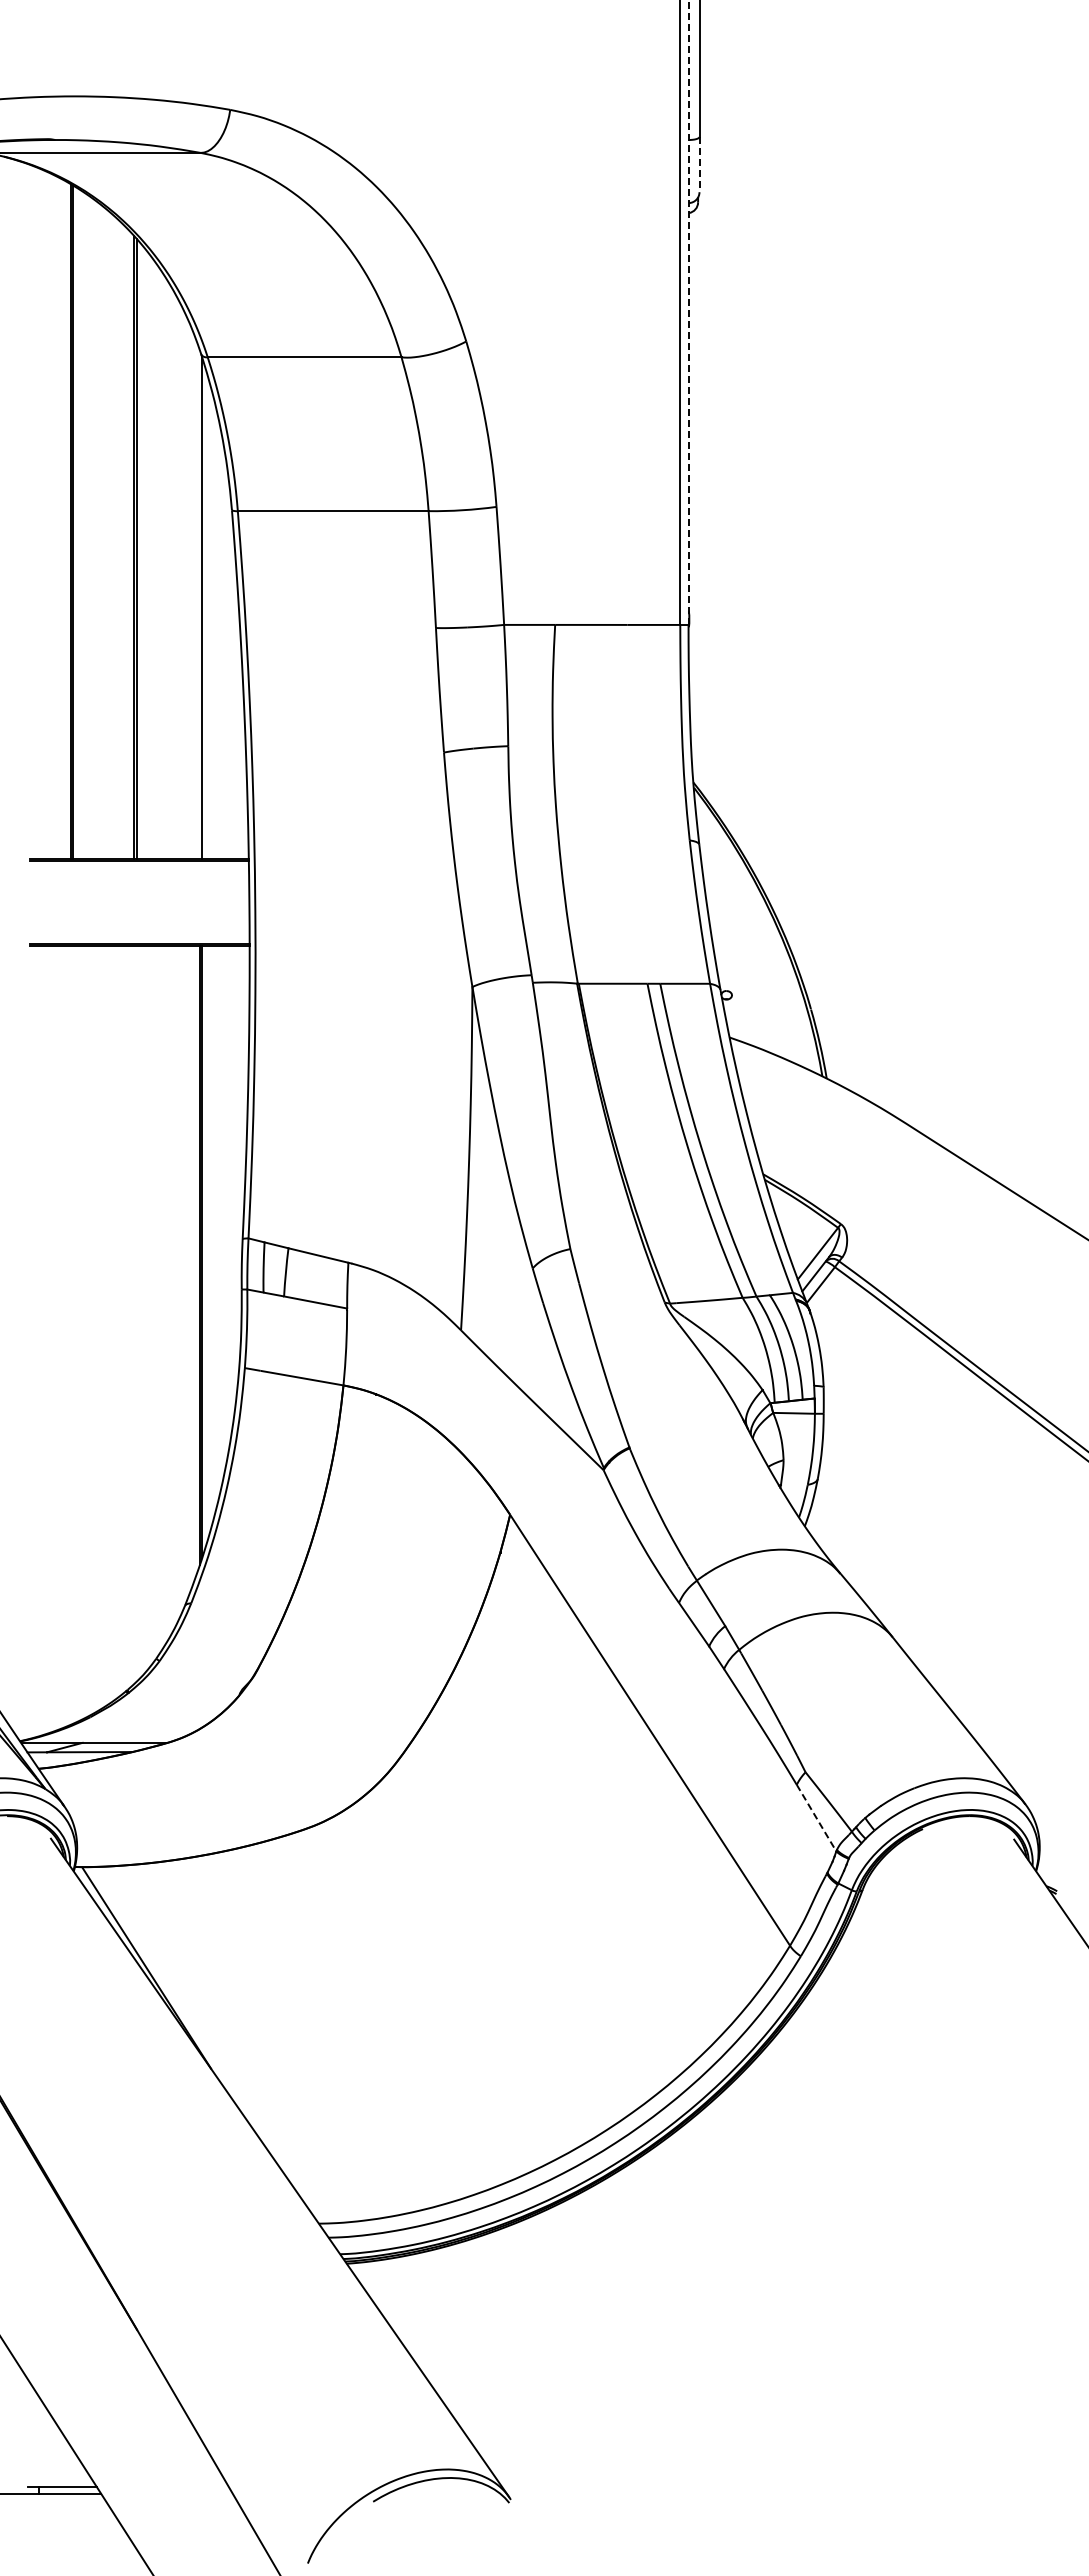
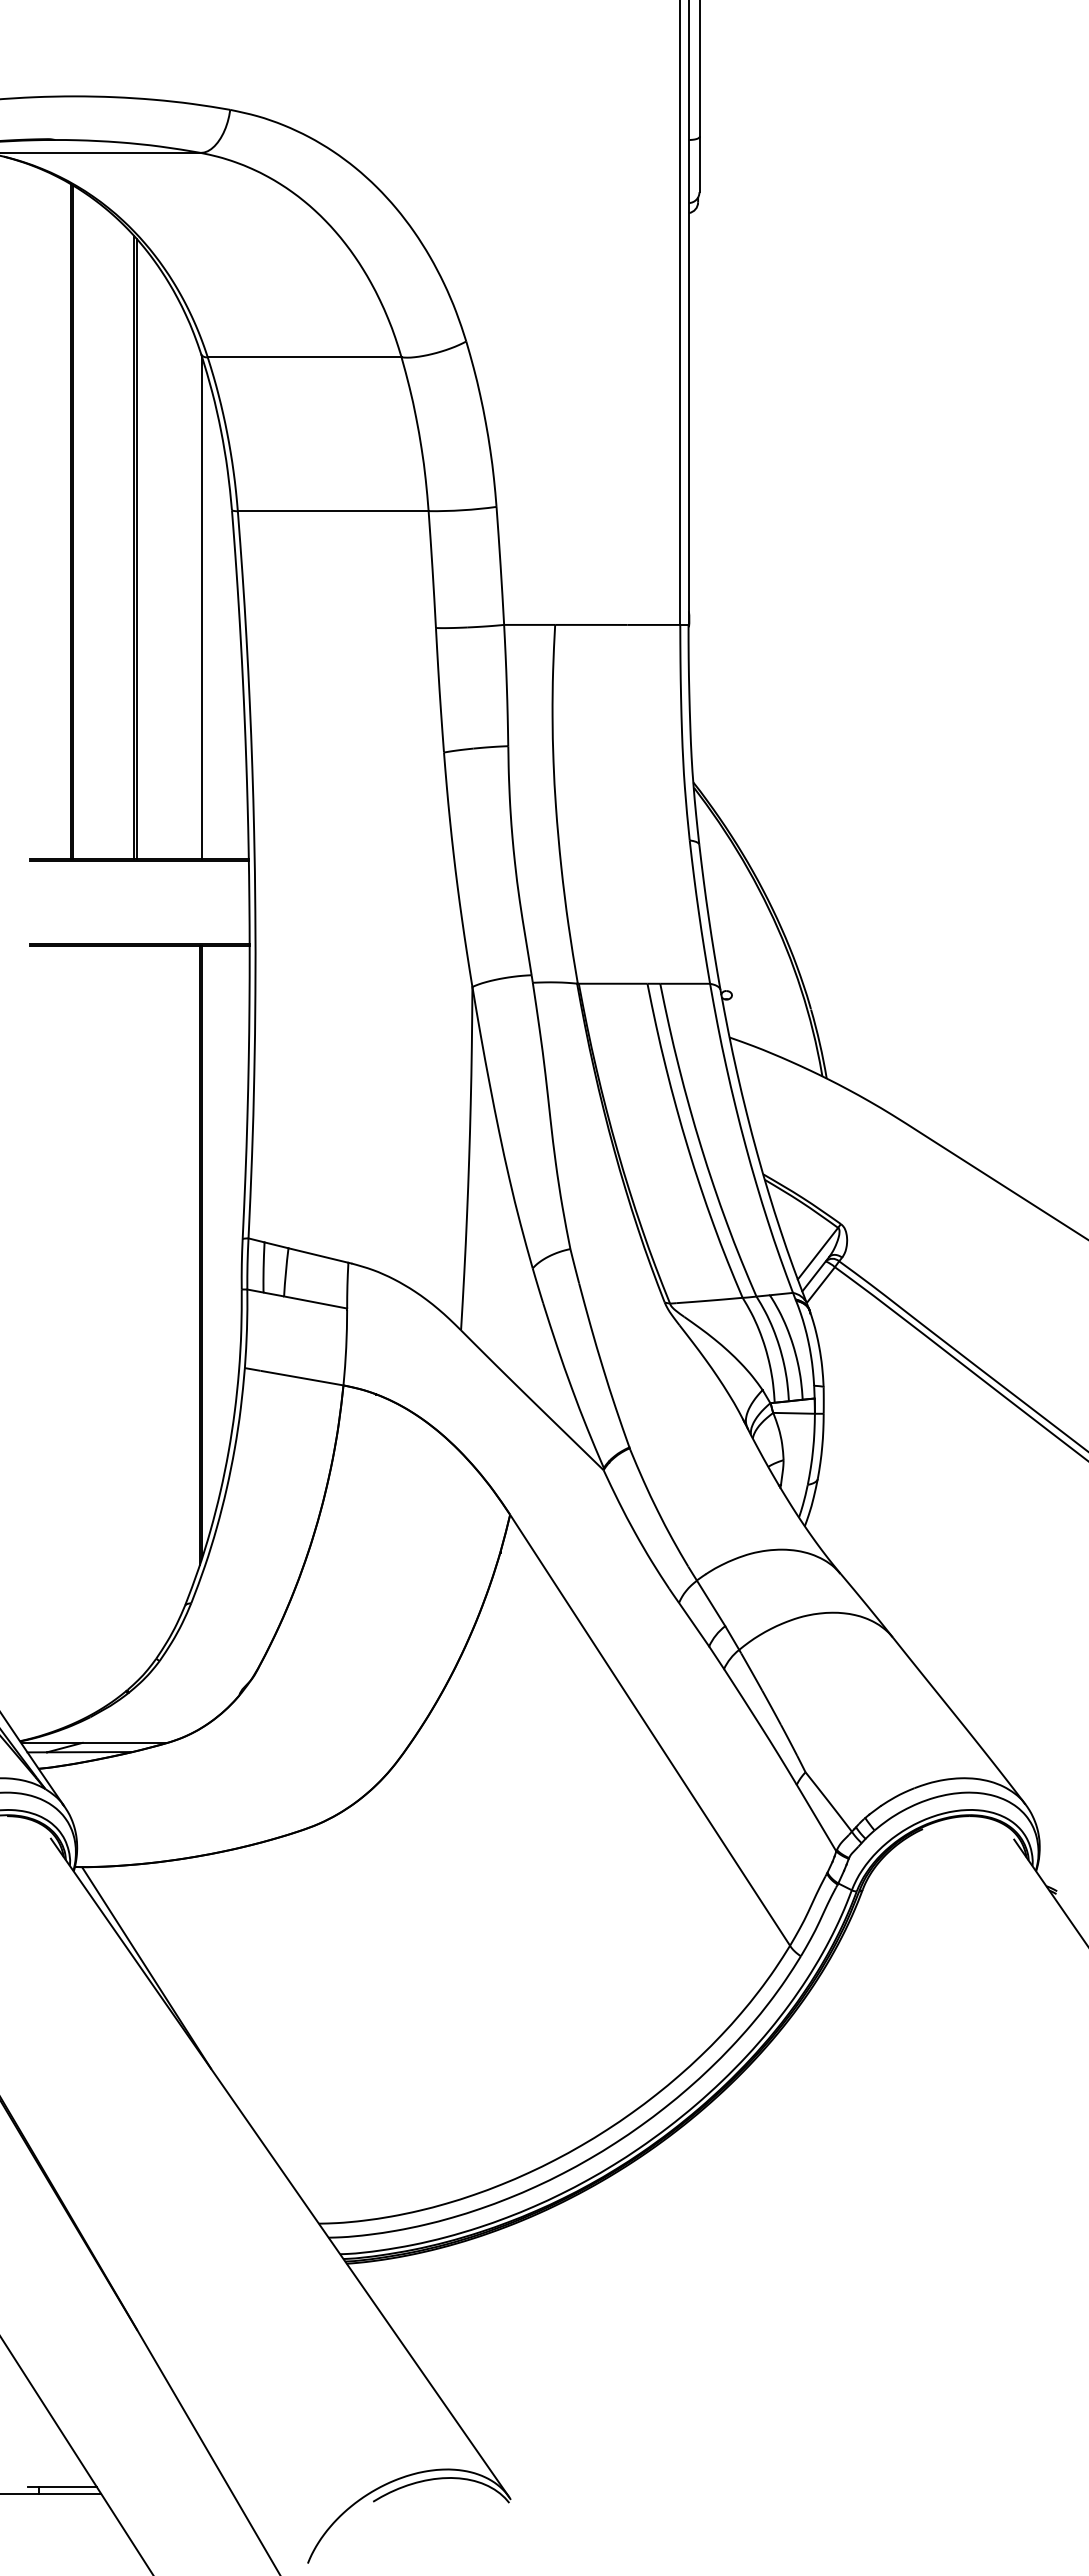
line: dashed -> solid (699, 164)
line: dashed -> solid (688, 312)
line: dashed -> solid (816, 1818)
